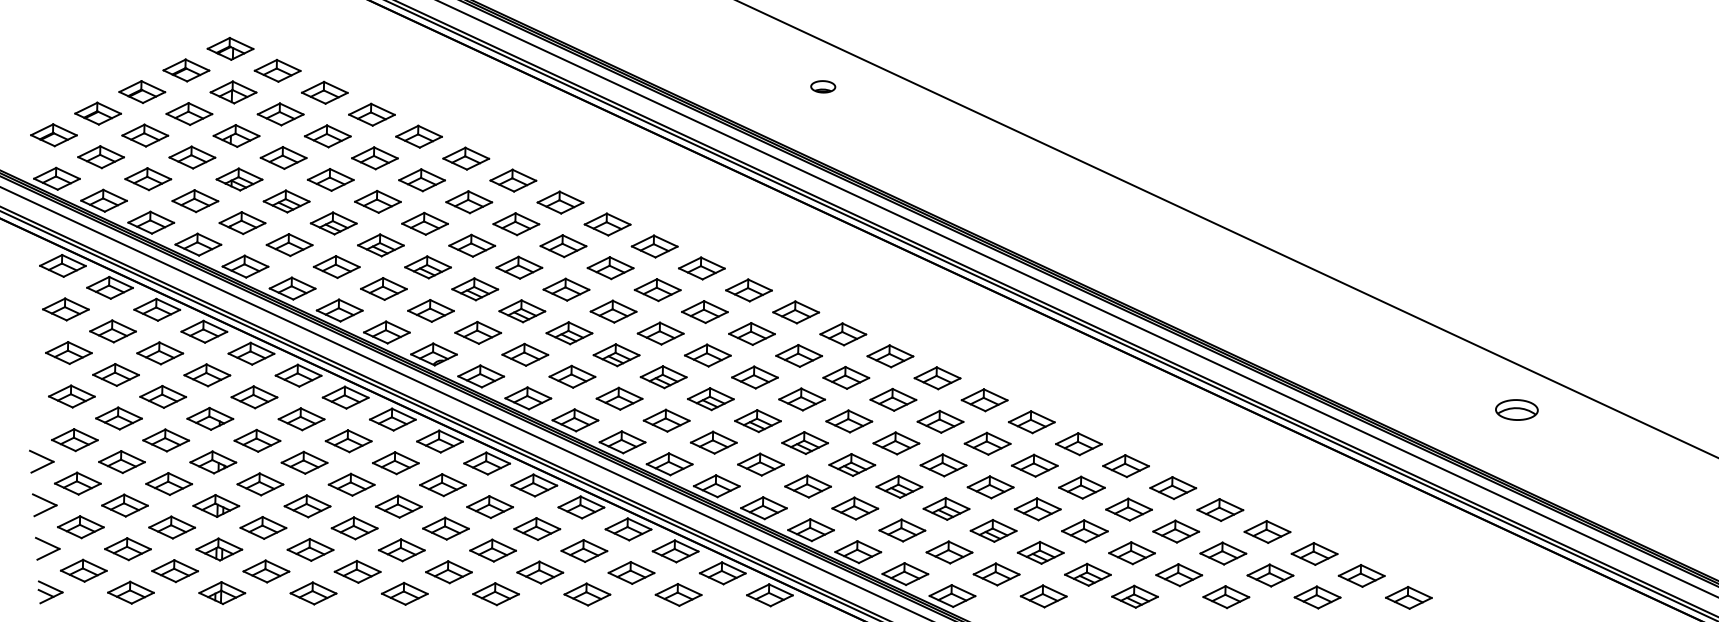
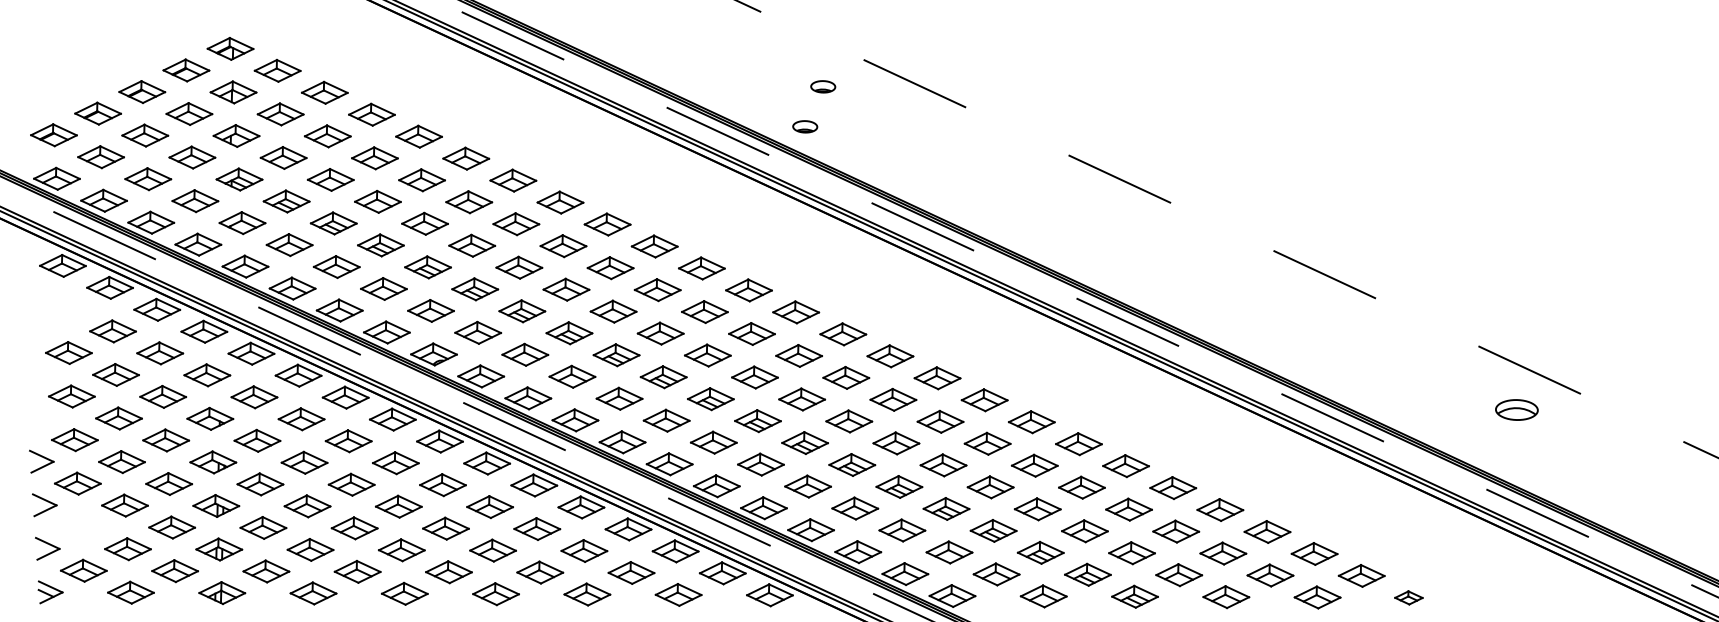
part: none -> present (805, 126)
line: solid -> dashed (1226, 228)
line: solid -> dashed (1078, 299)
part: present -> none (65, 309)
line: solid -> dashed (467, 404)
part: present -> none (80, 527)
part size: 48x24 px -> 30x16 px (1408, 597)
